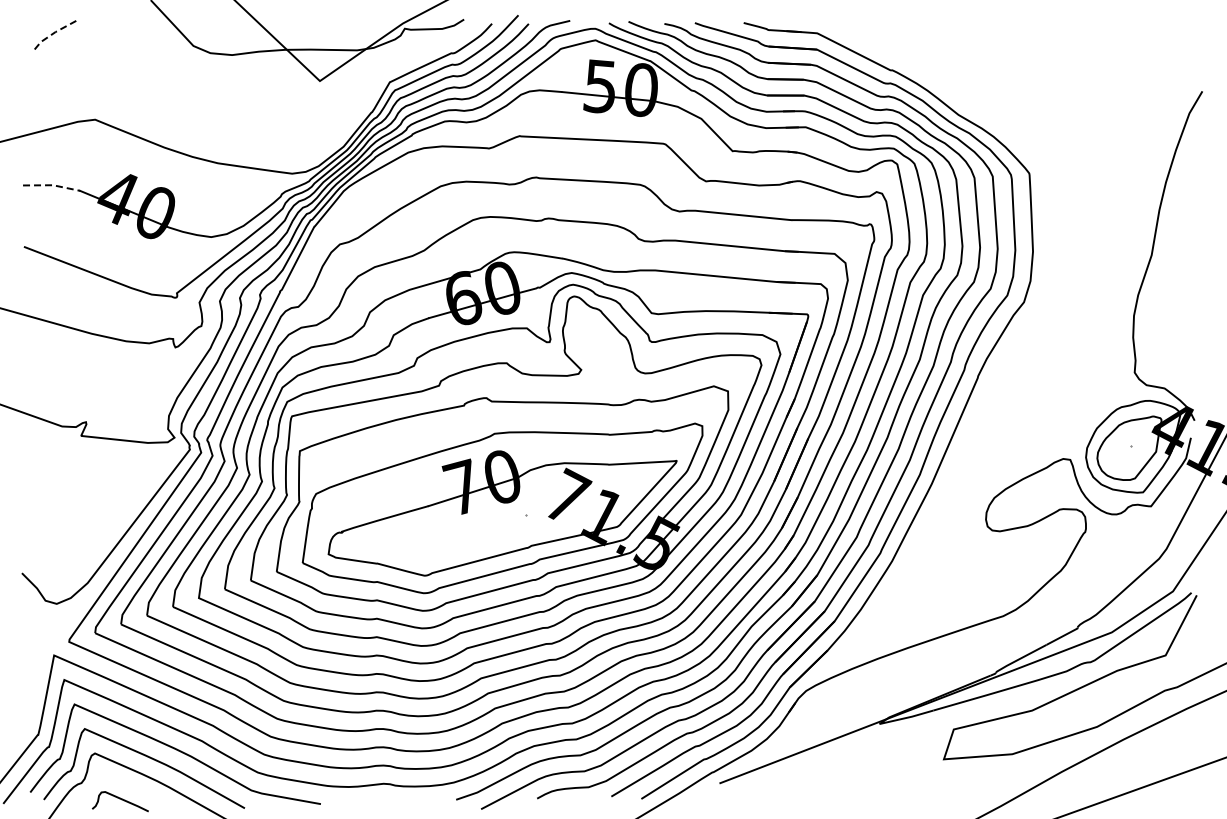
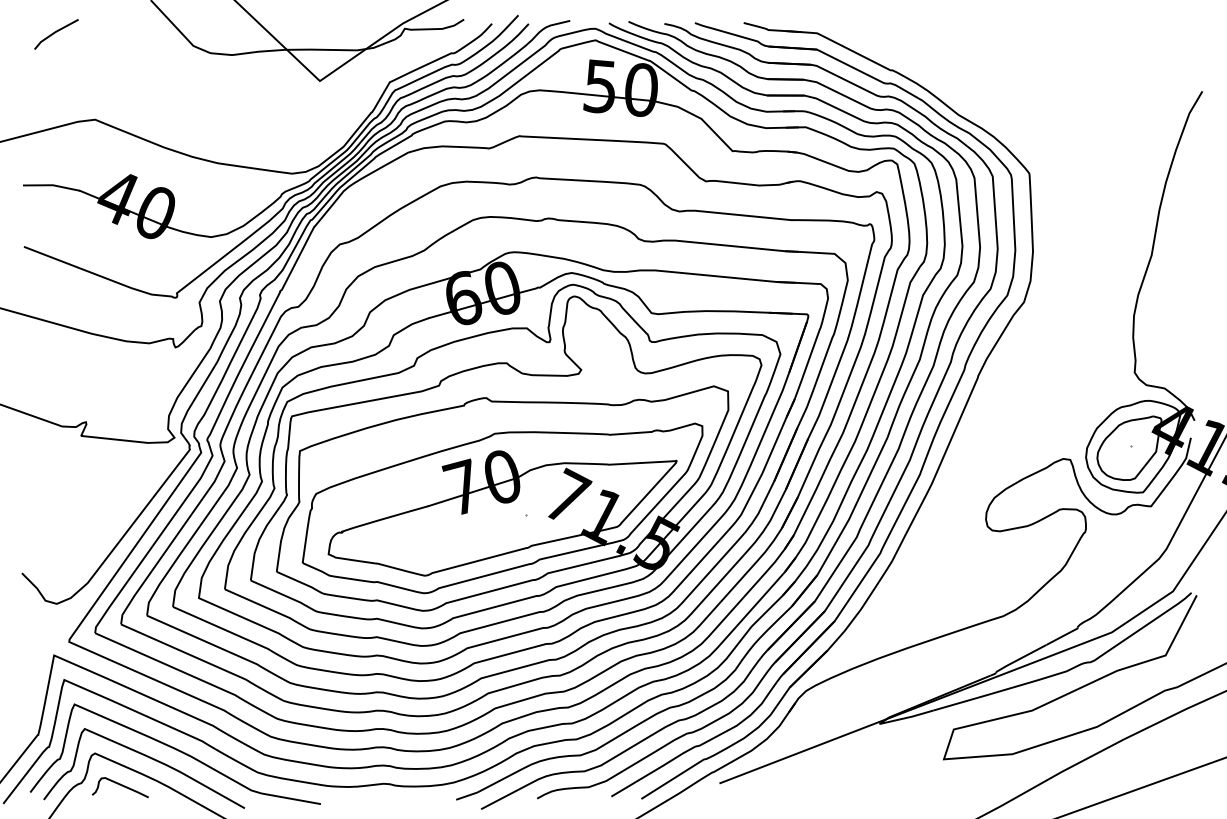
line: dashed -> solid (55, 32)
line: dashed -> solid (53, 185)
curve position: (121, 800) -> (121, 786) (121, 786)
